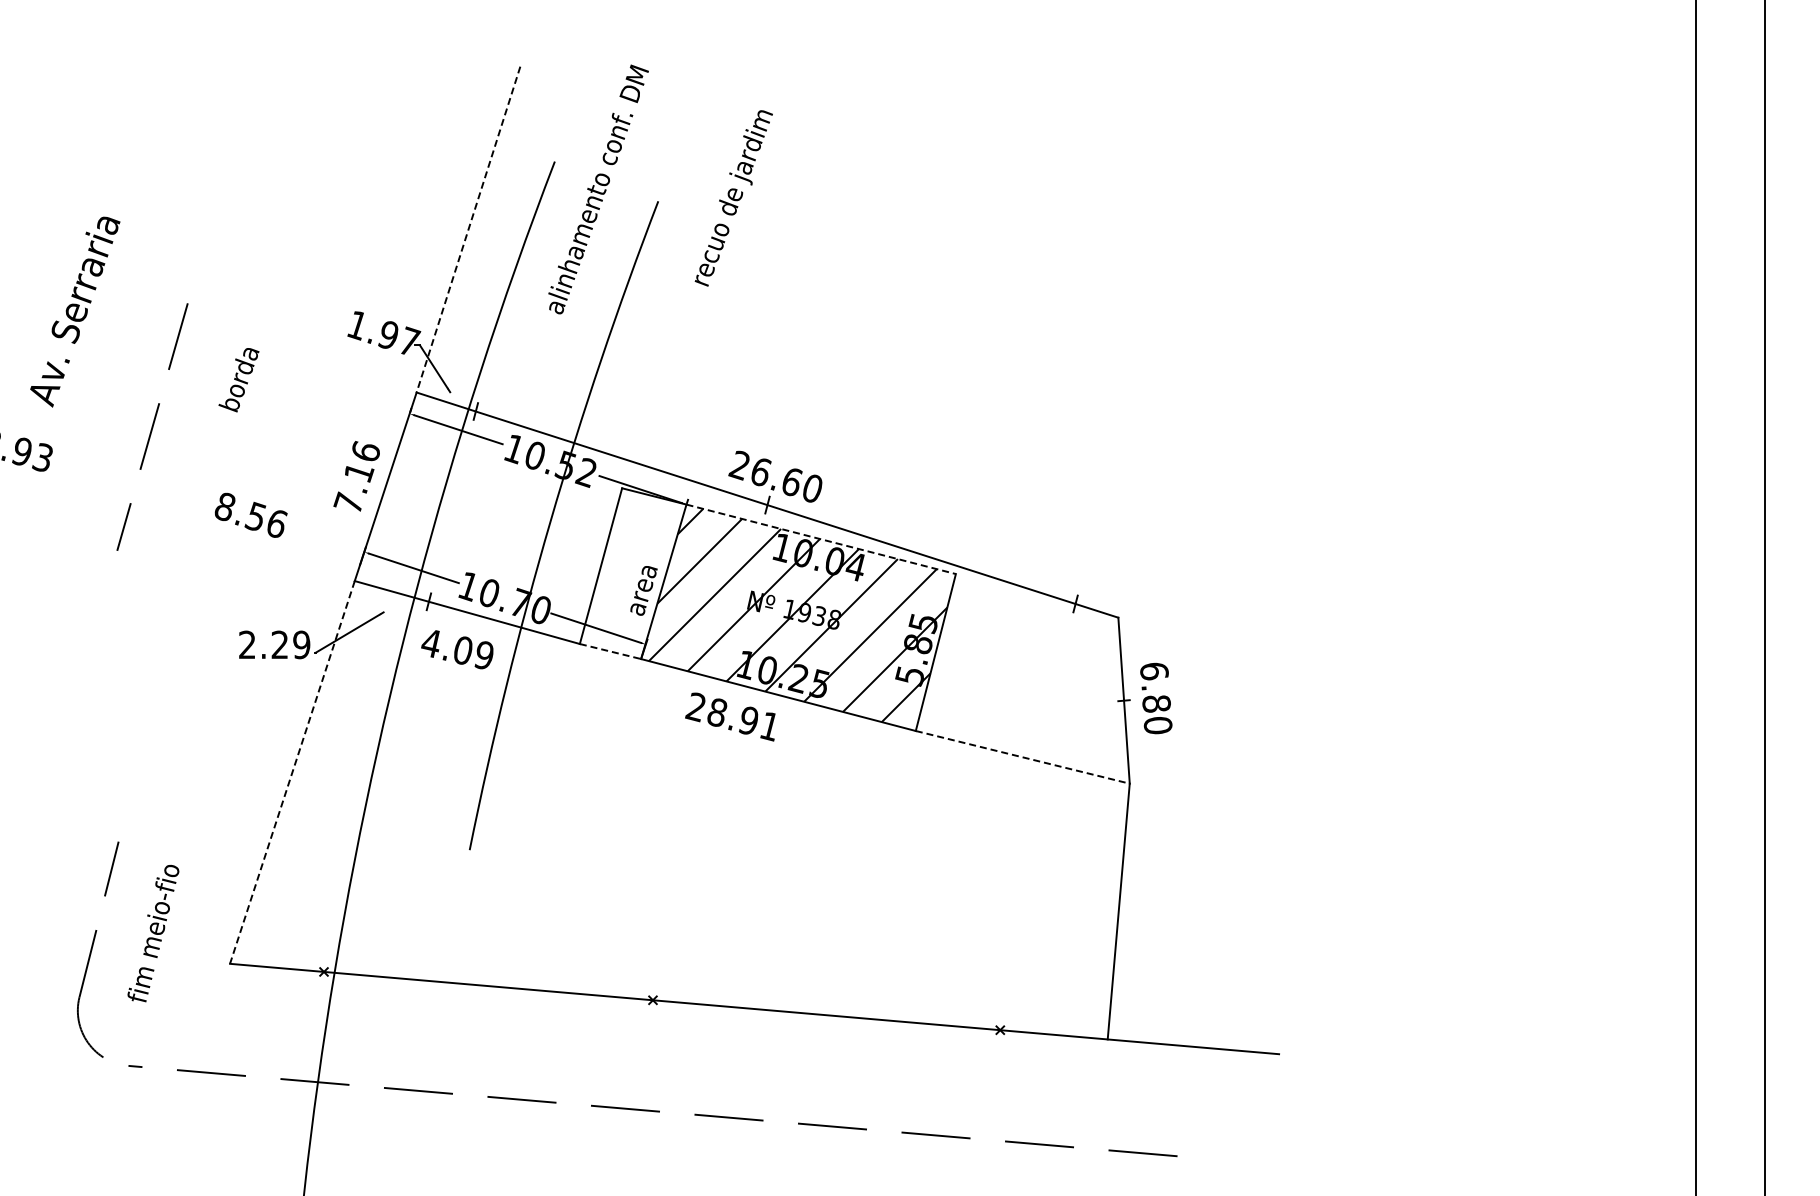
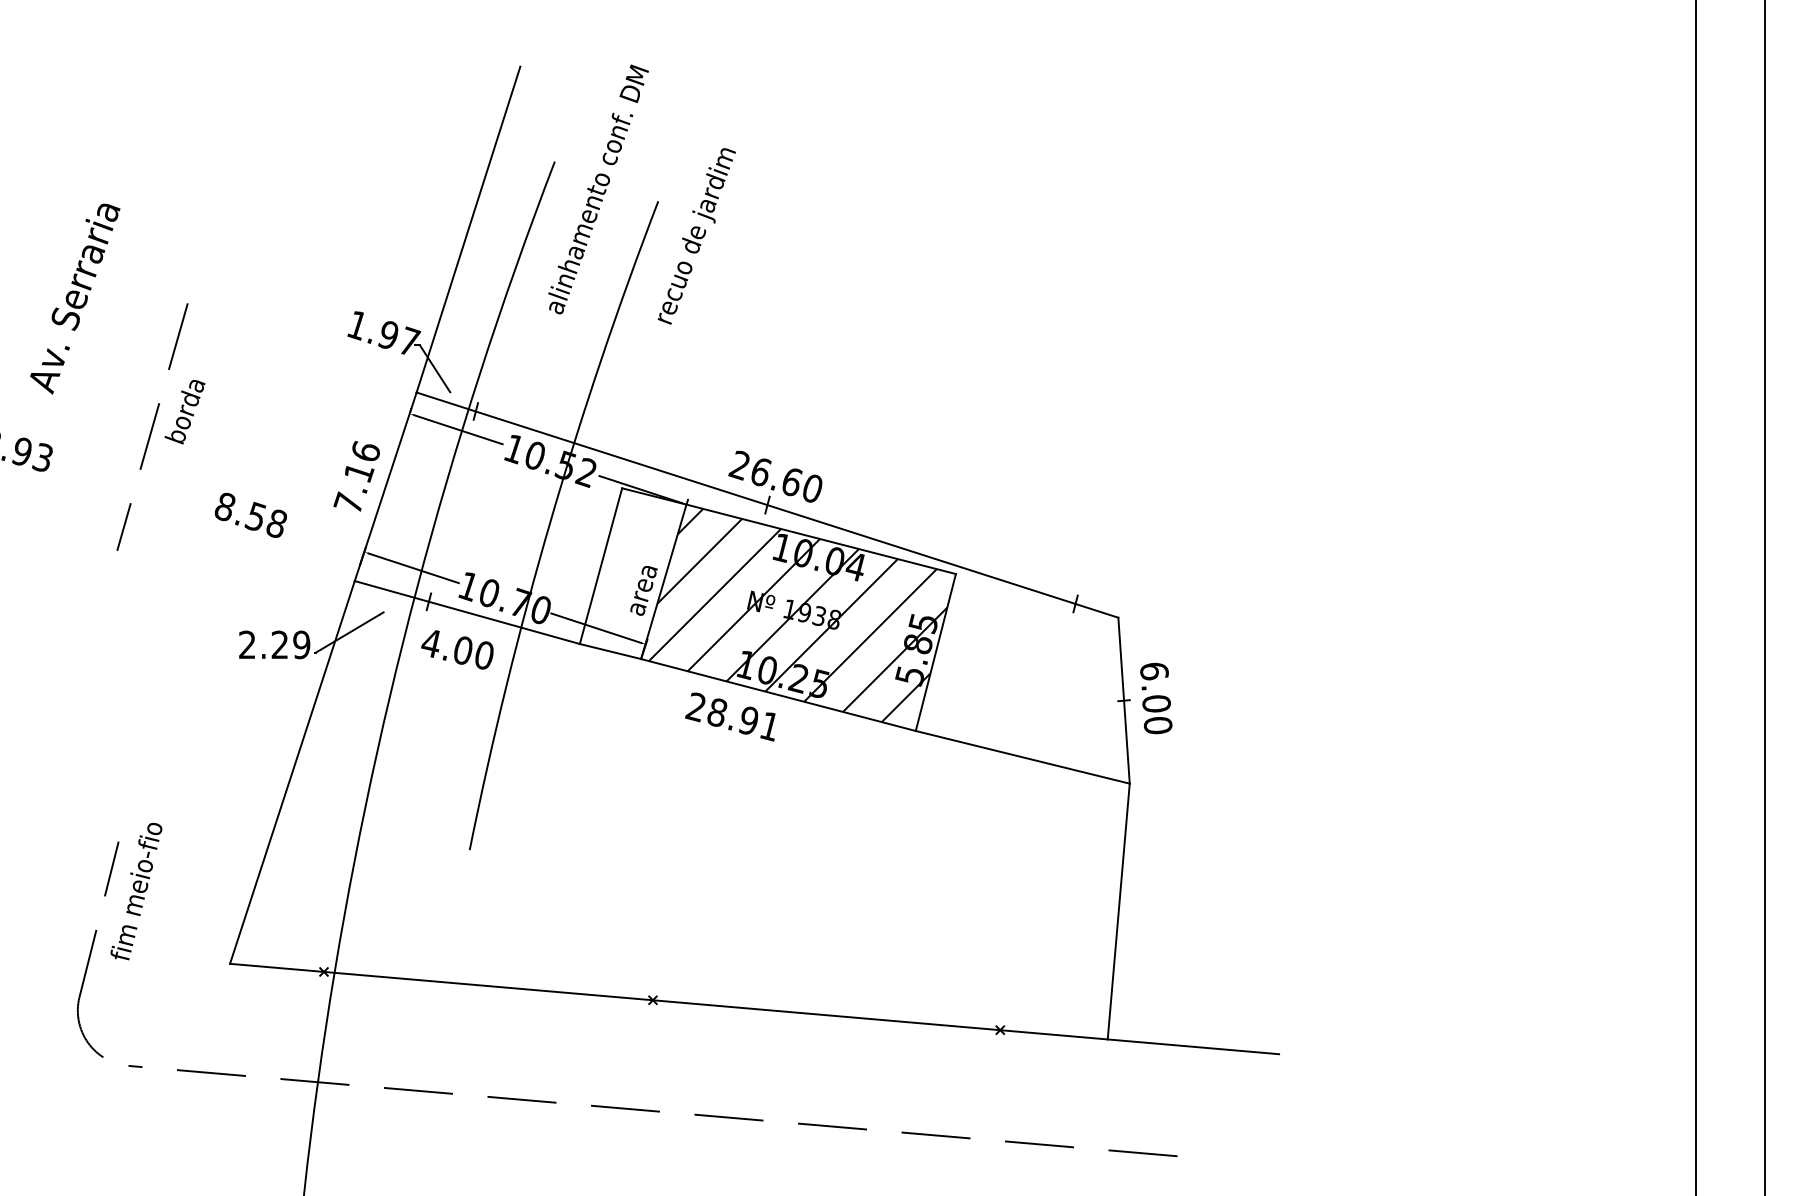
text position: (733, 198) -> (696, 236) (696, 236)
line: dashed -> solid (468, 229)
text position: (75, 311) -> (75, 298) (75, 298)
text position: (238, 380) -> (184, 412) (184, 412)
text: 8.56 -> 8.58 (276, 523)
line: dashed -> solid (821, 539)
line: dashed -> solid (610, 651)
text: 4.09 -> 4.00 (483, 655)
text: 6.80 -> 6.00 (1156, 703)
line: dashed -> solid (1023, 757)
line: dashed -> solid (292, 772)
text position: (153, 933) -> (136, 891) (136, 891)
